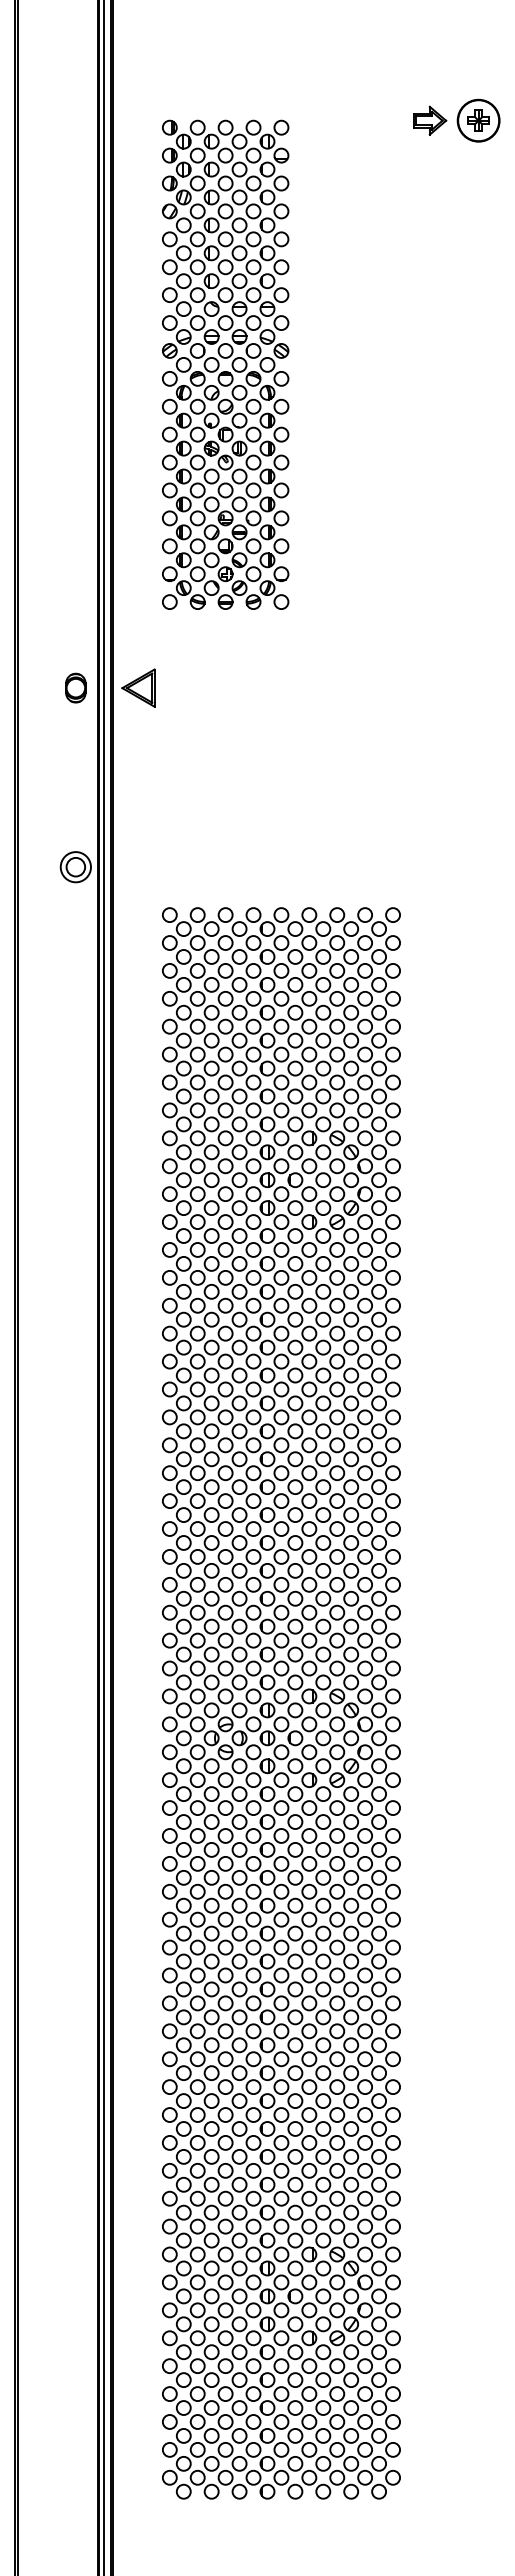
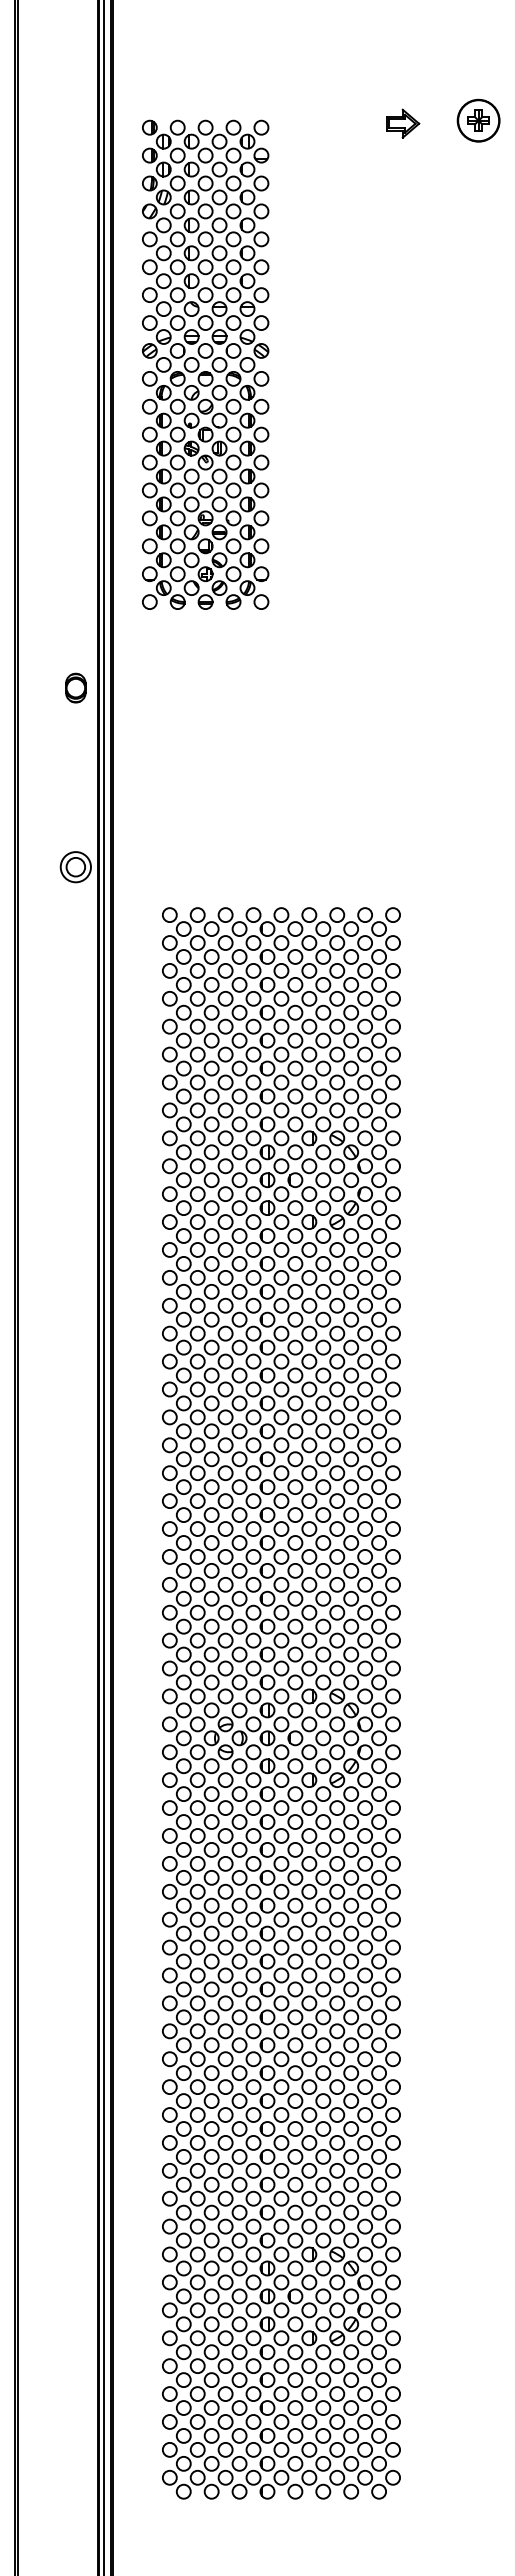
part position: (430, 120) -> (403, 123) (403, 123)
part position: (225, 364) -> (205, 364) (205, 364)
part: present -> none (138, 687)
